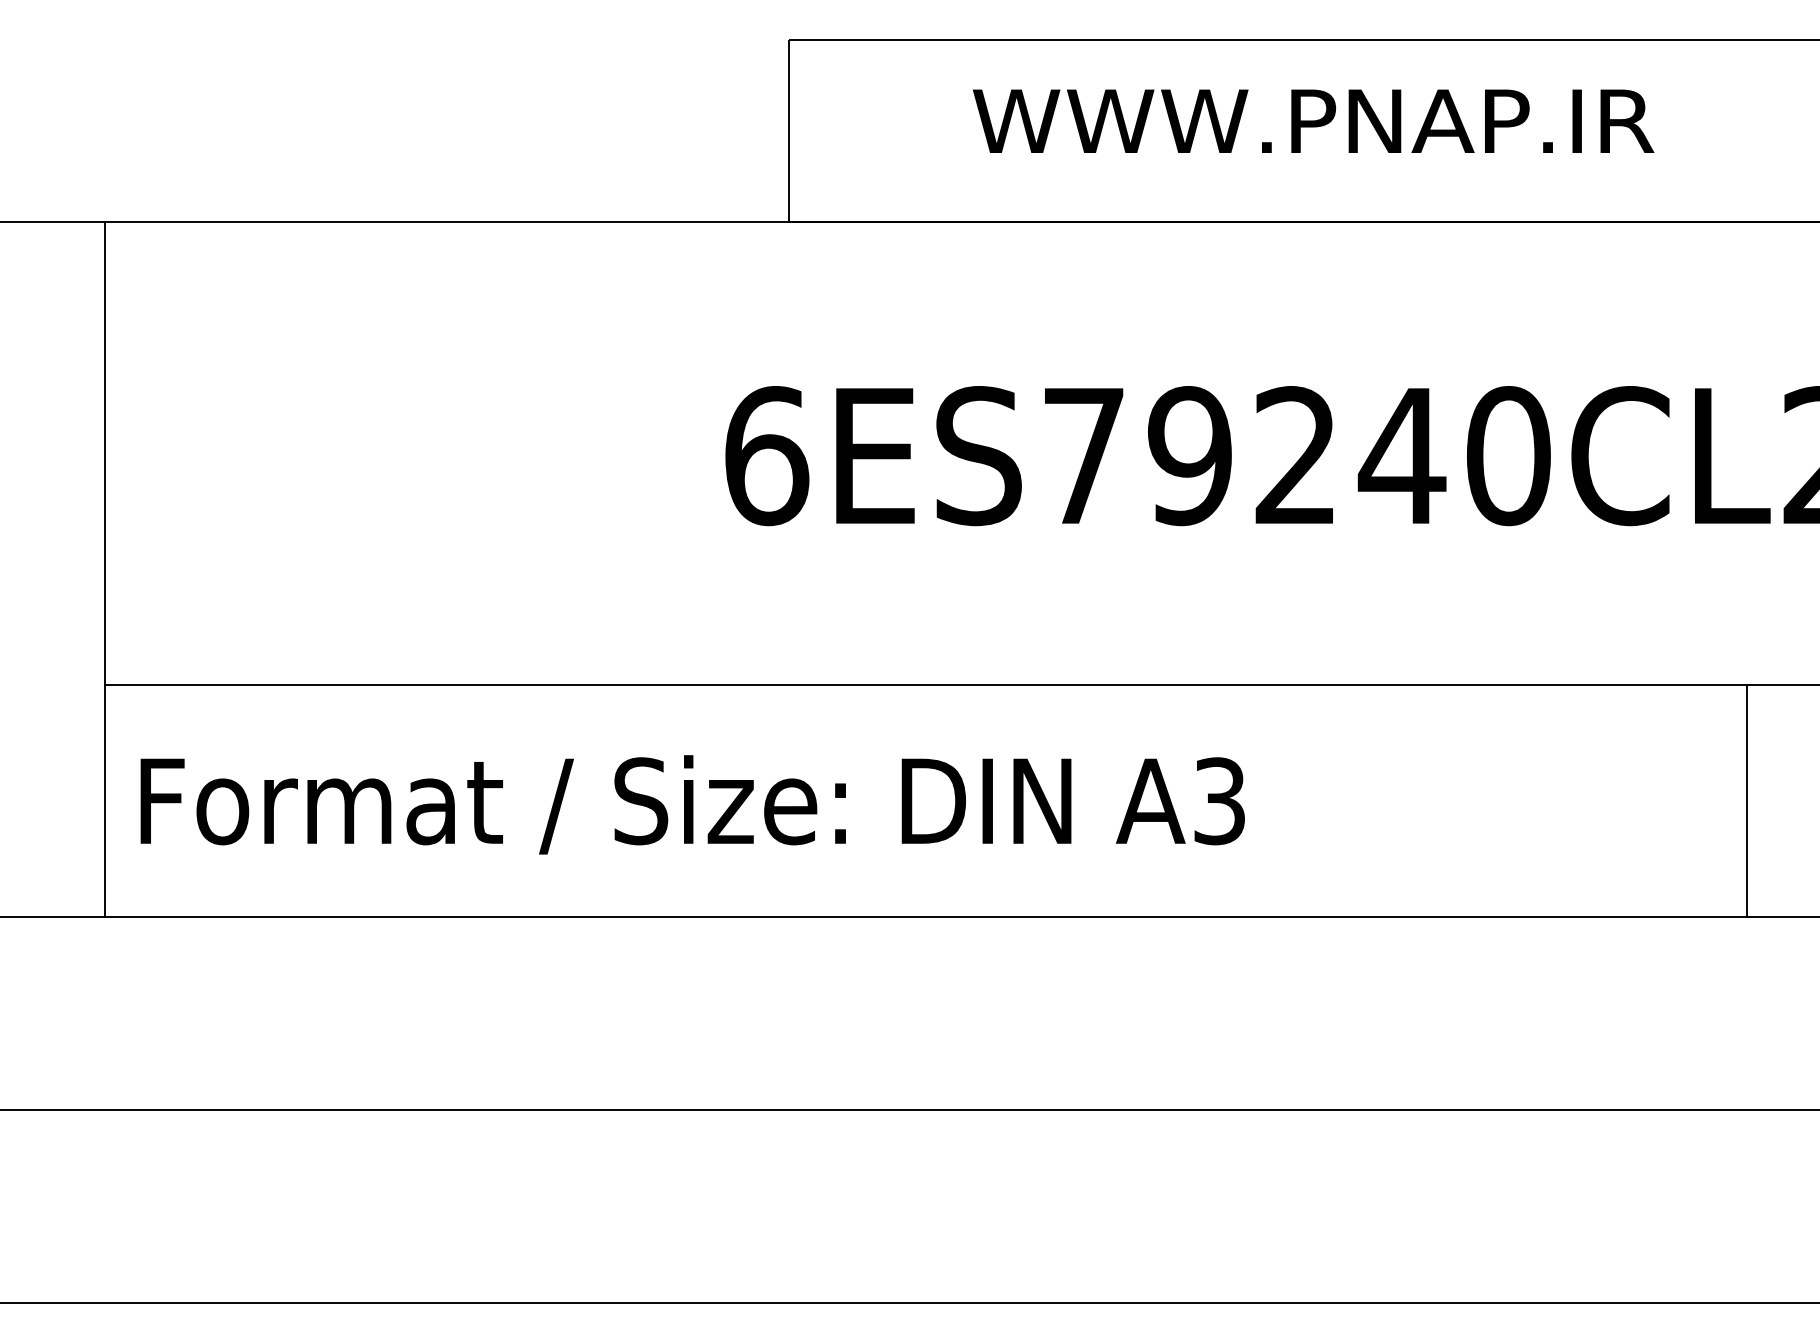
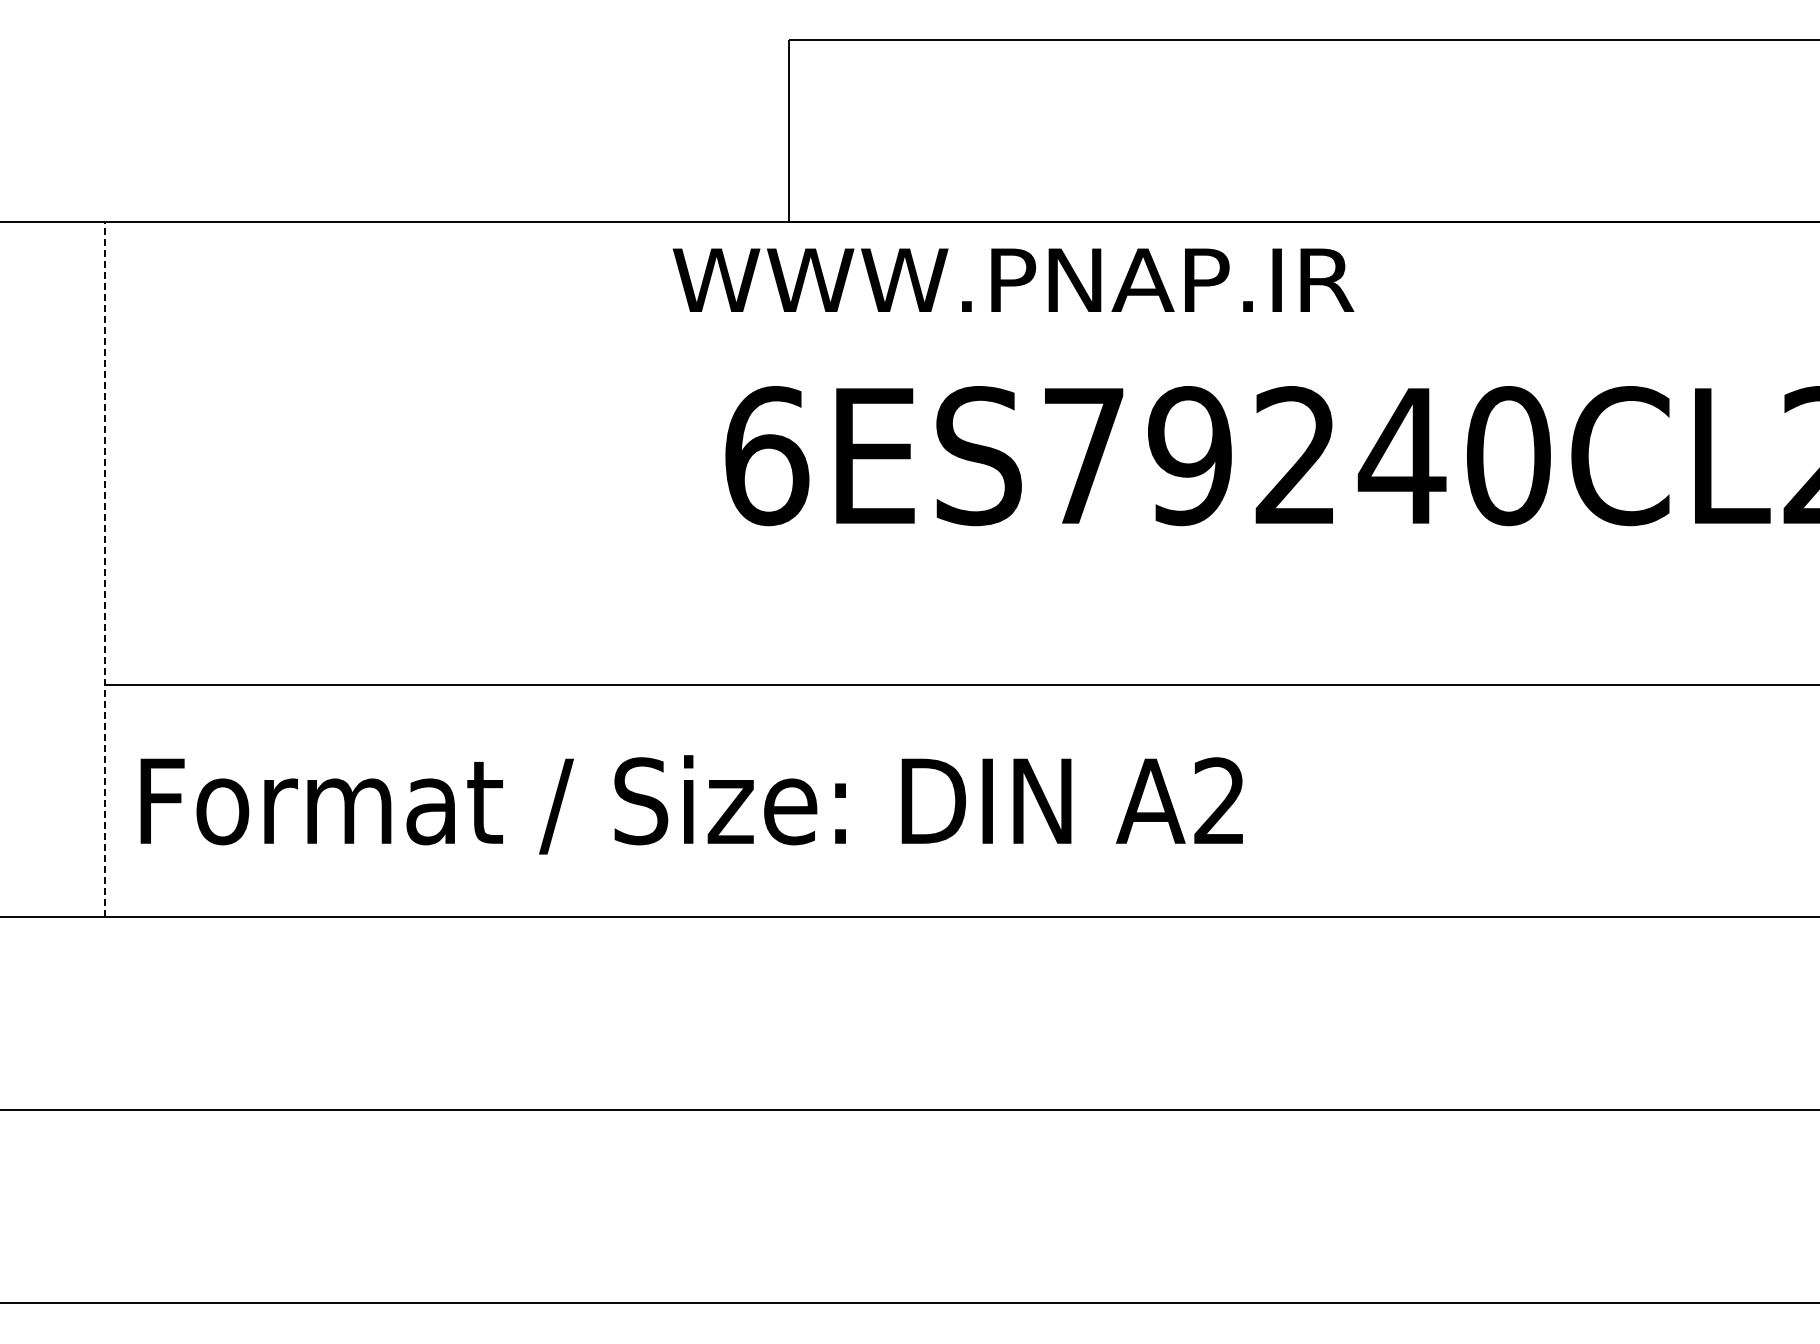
text position: (1313, 120) -> (1013, 279) (1013, 279)
line: solid -> dashed (104, 569)
text: A3 -> A2 (1219, 801)
line: present -> none (1746, 801)
